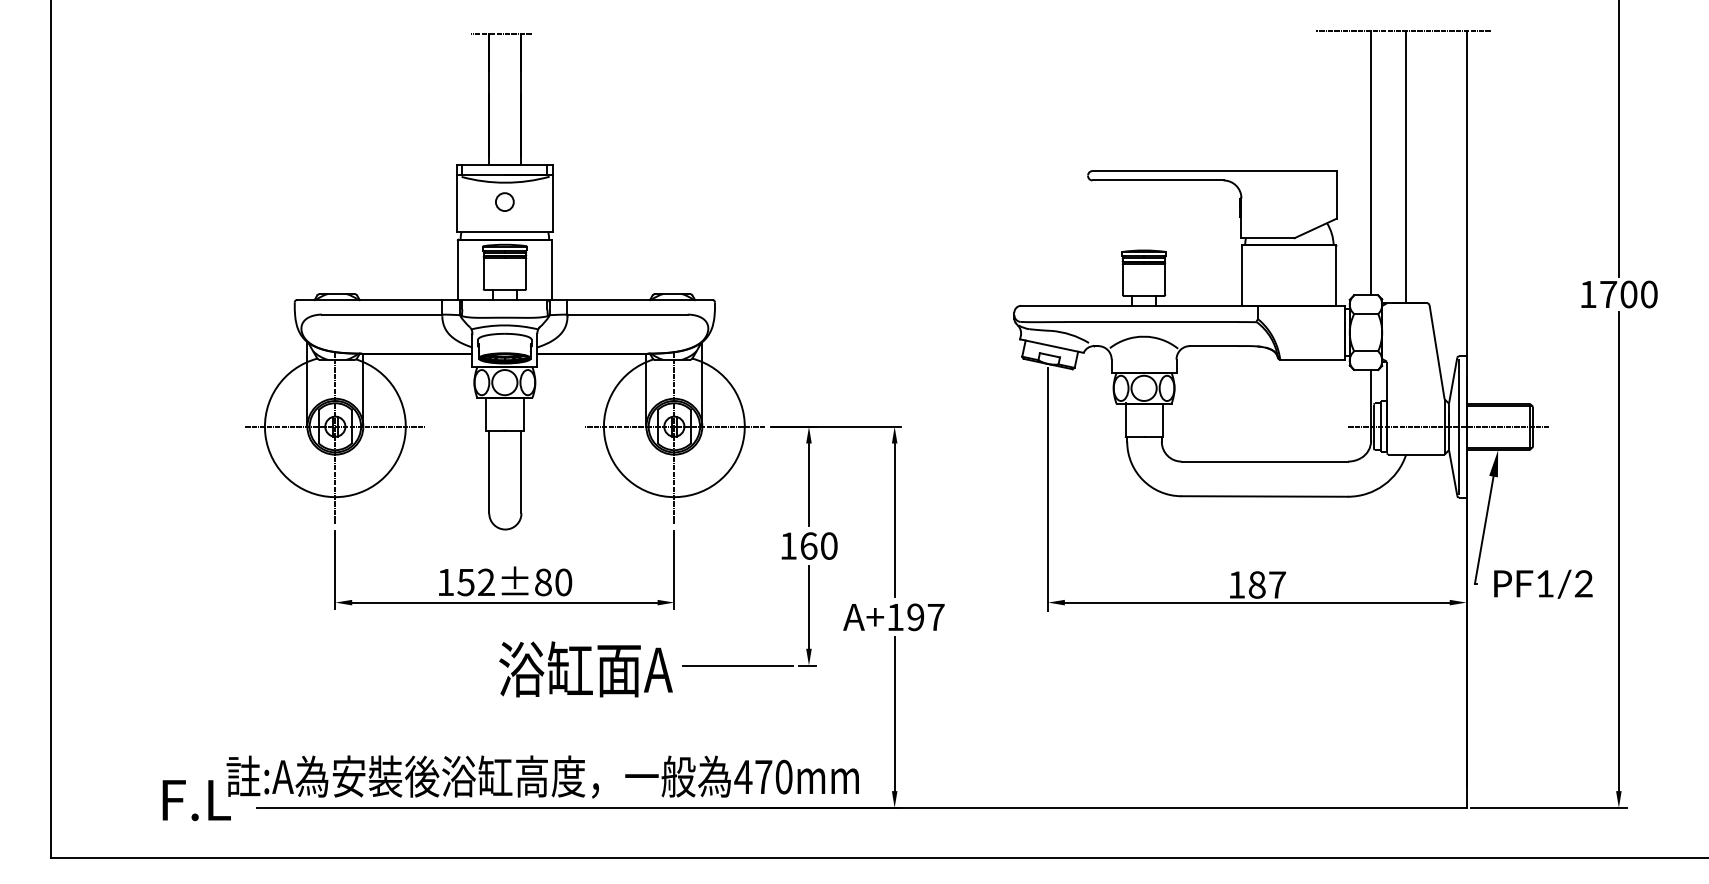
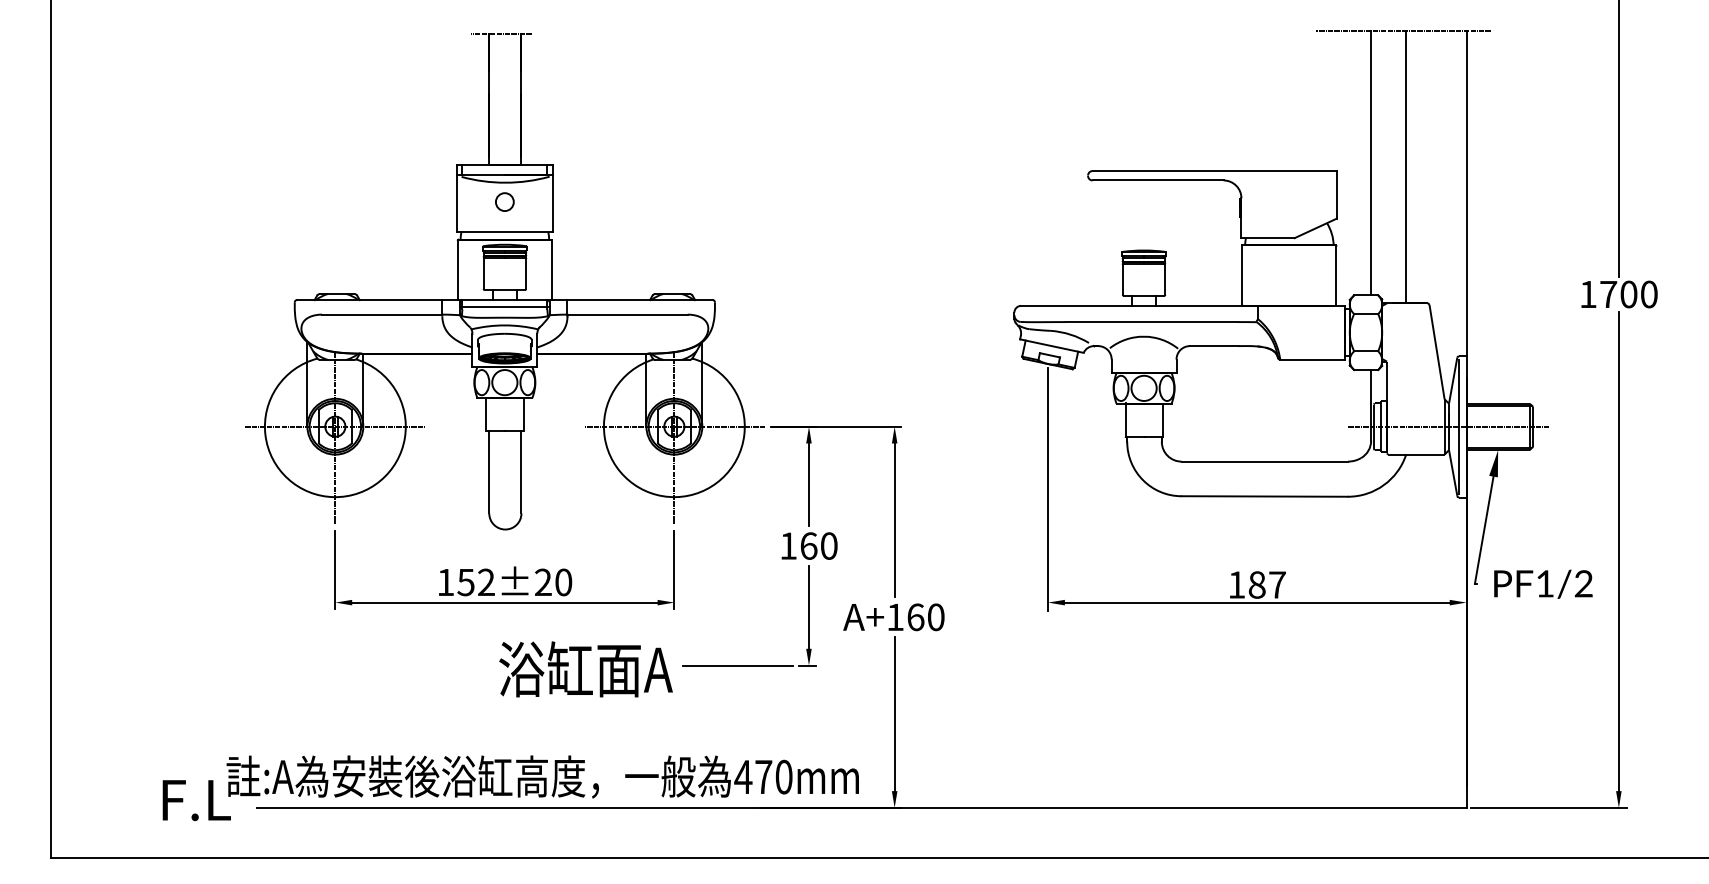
line: none -> present (504, 306)
text: 152±80 -> 152±20 (543, 582)
text: A+197 -> A+160 (925, 617)
